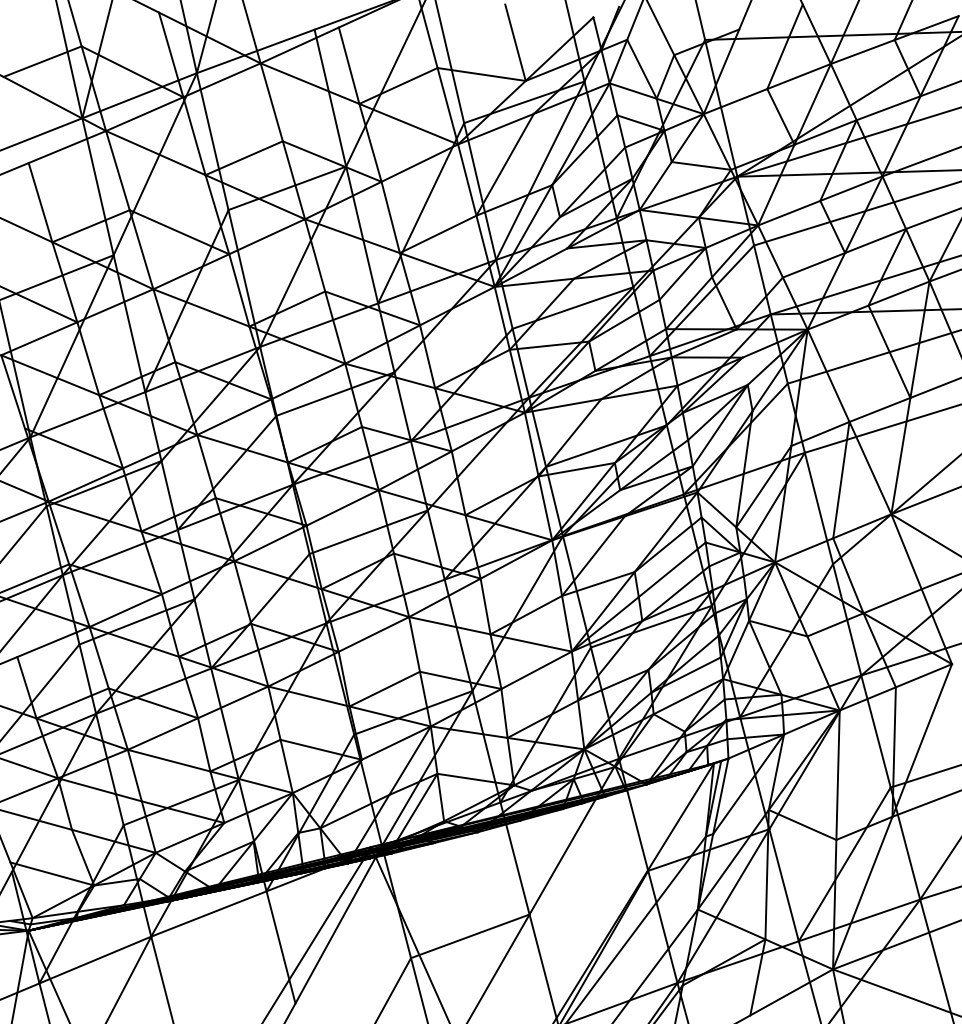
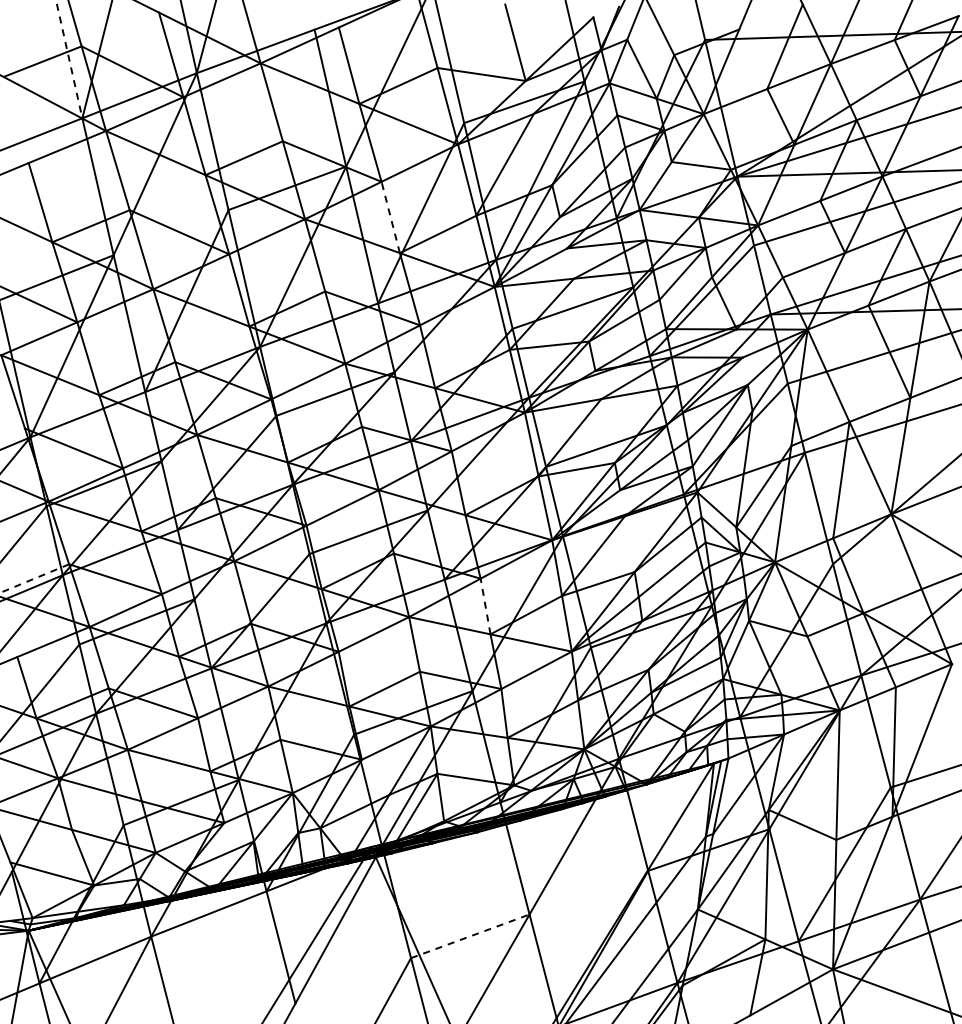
line: solid -> dashed (69, 59)
line: solid -> dashed (390, 217)
line: solid -> dashed (34, 578)
line: solid -> dashed (485, 606)
line: solid -> dashed (470, 936)
